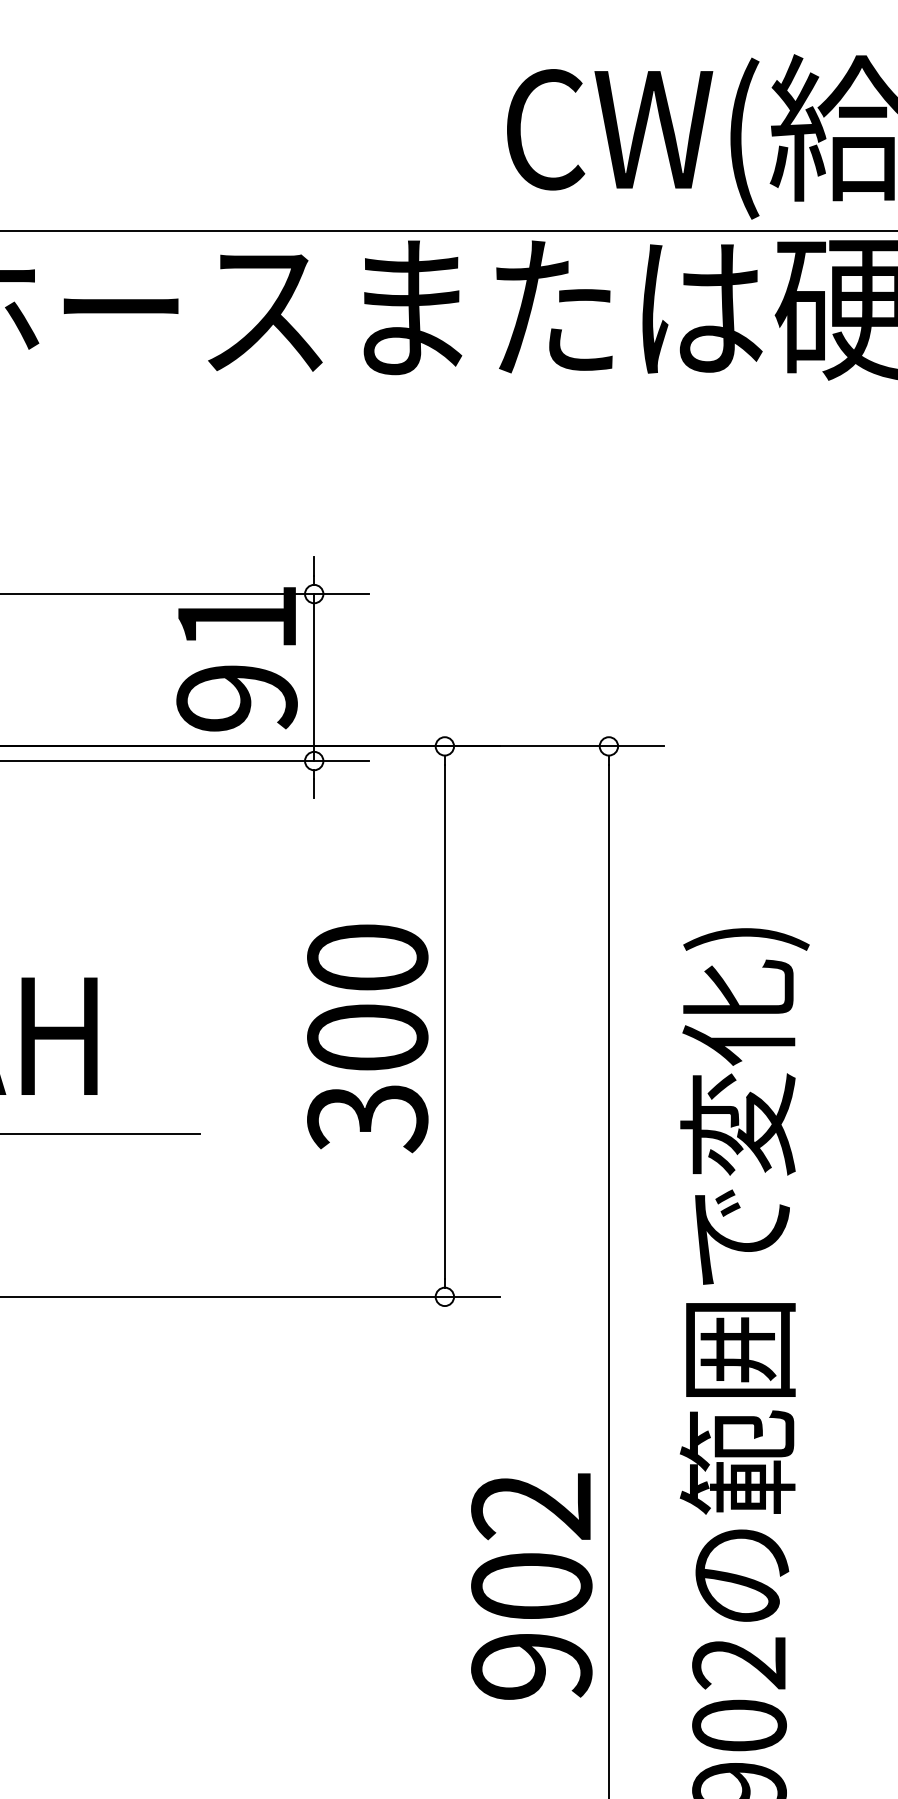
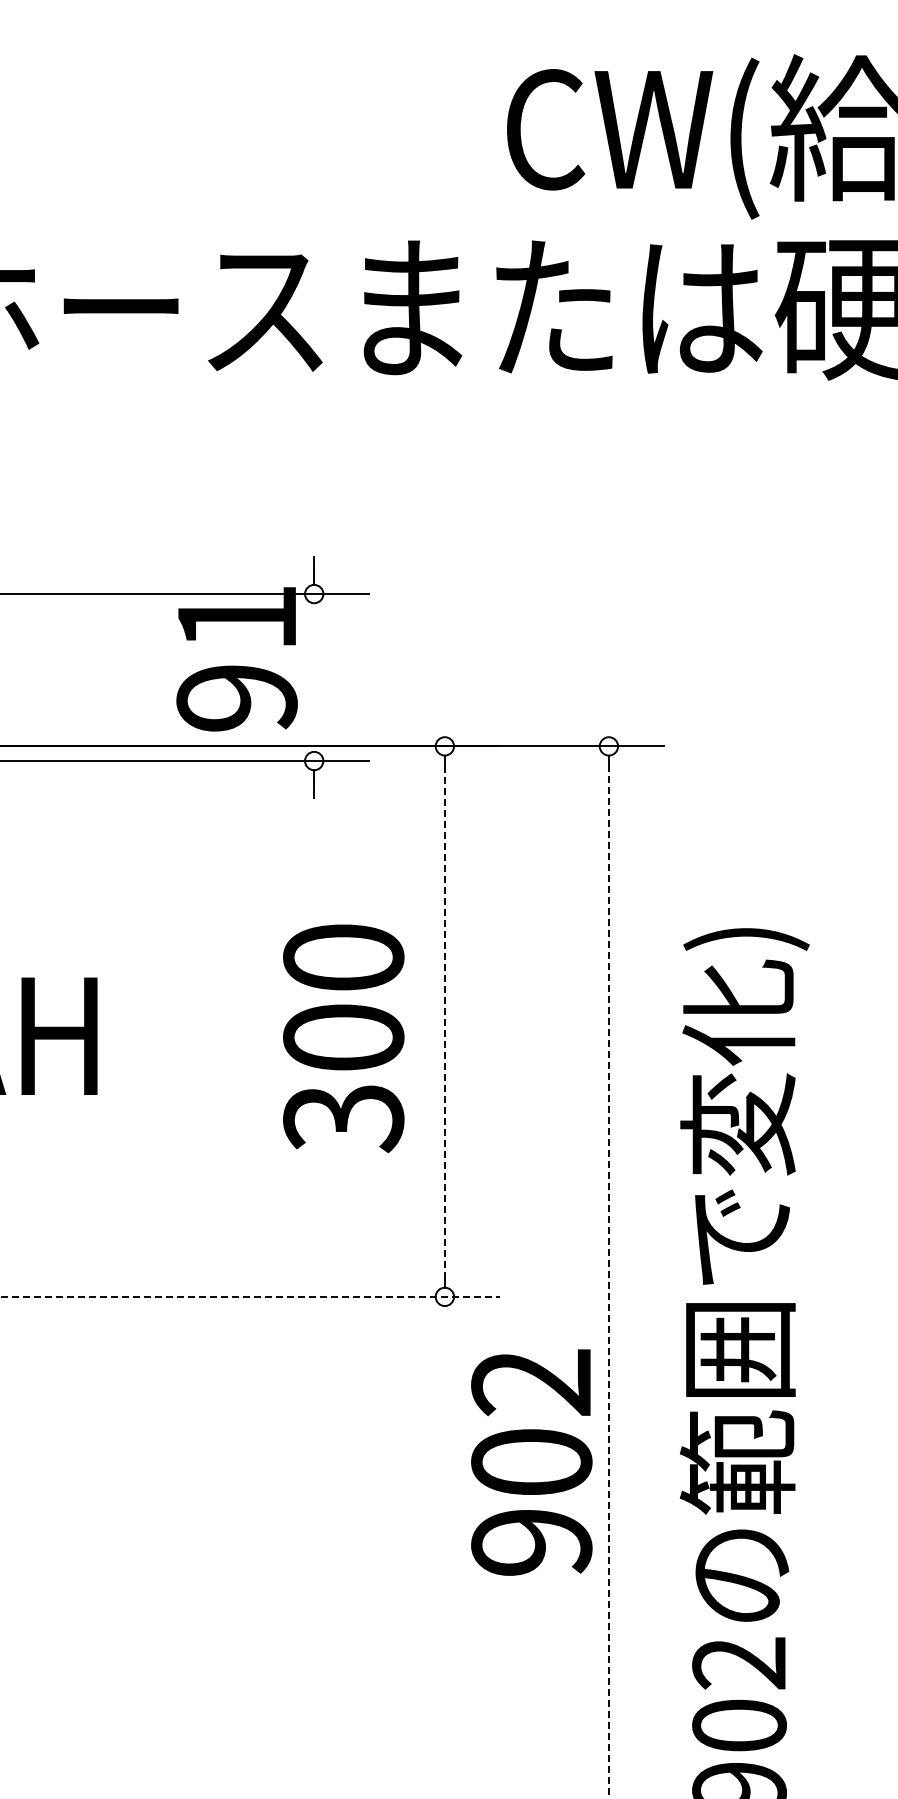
line: present -> none (448, 230)
line: present -> none (314, 677)
line: solid -> dashed (444, 1021)
text position: (367, 1038) -> (343, 1038) (343, 1038)
line: present -> none (100, 1134)
line: solid -> dashed (608, 1281)
line: solid -> dashed (250, 1296)
text position: (531, 1586) -> (531, 1462) (531, 1462)
